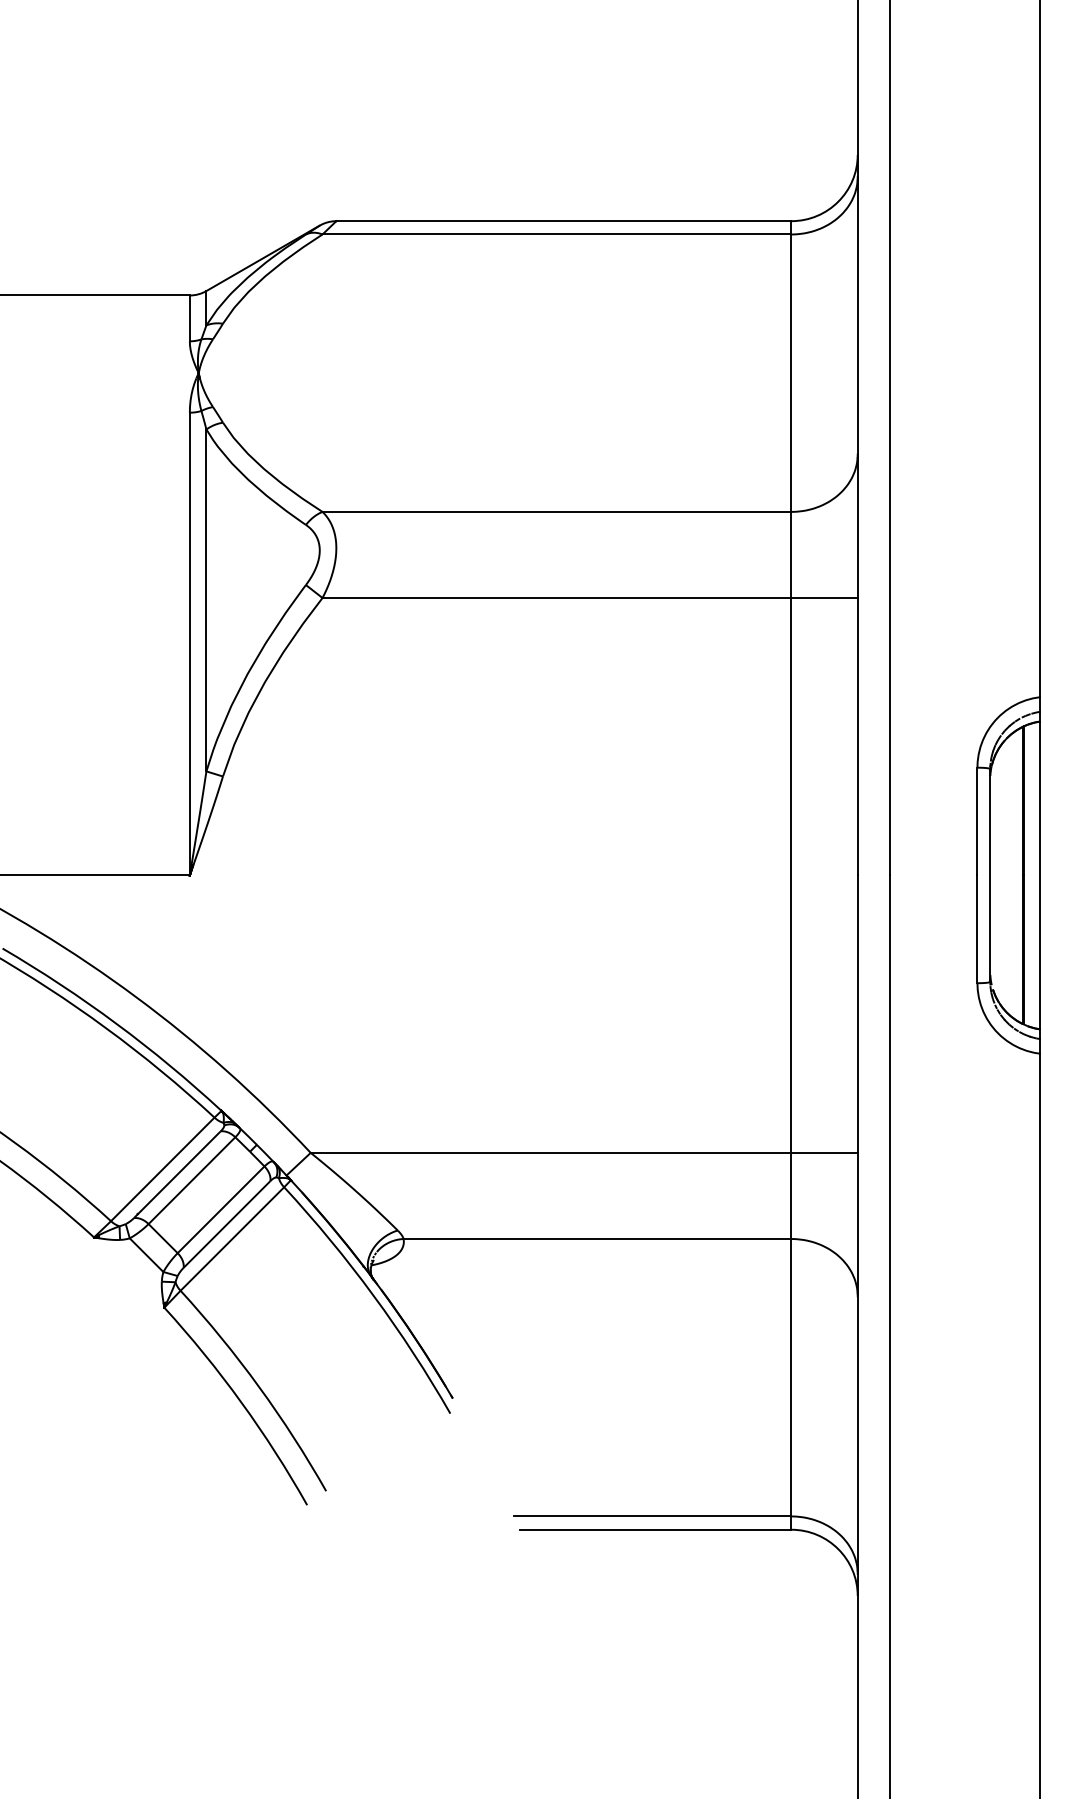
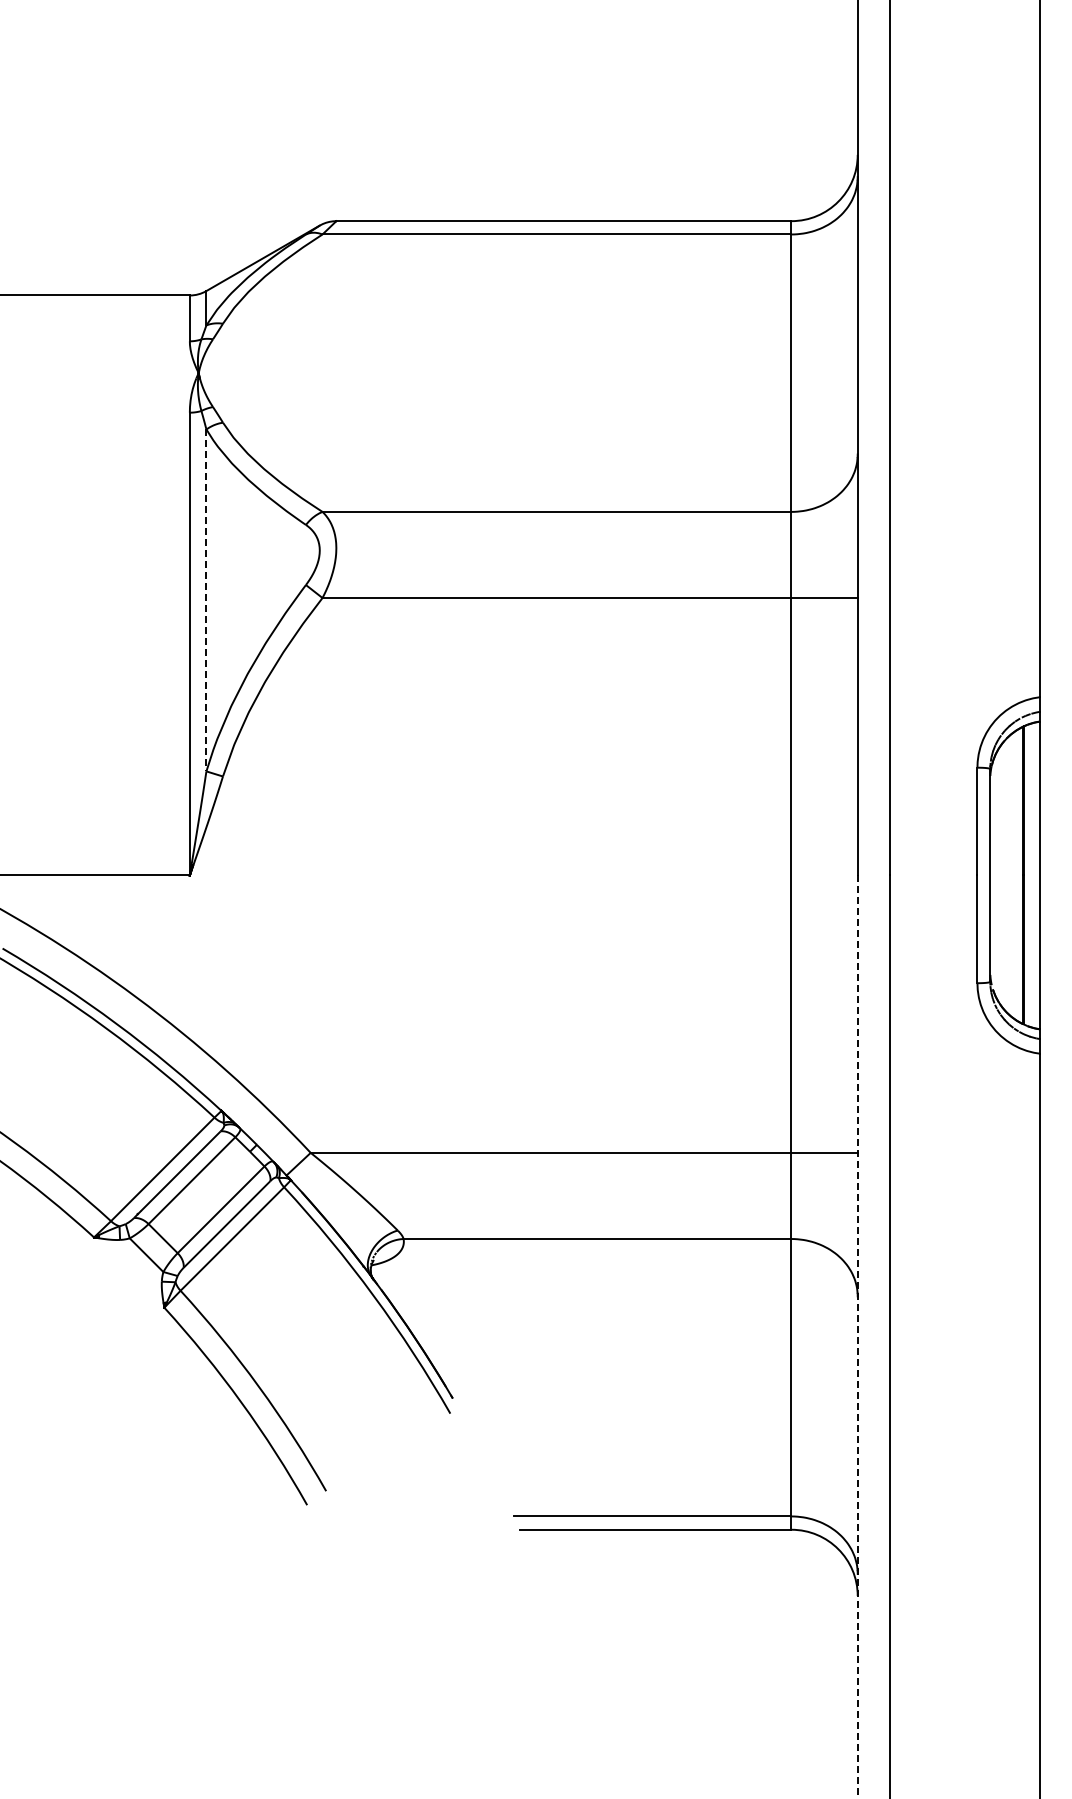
line: solid -> dashed (206, 600)
line: solid -> dashed (857, 1337)
